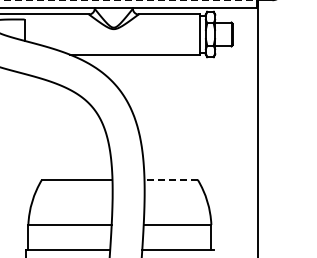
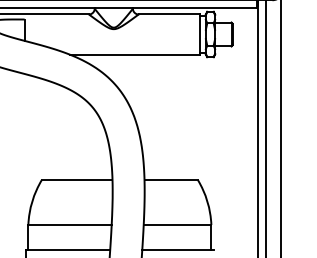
line: dashed -> solid (129, 0)
line: none -> present (266, 128)
line: none -> present (281, 128)
line: dashed -> solid (171, 179)
